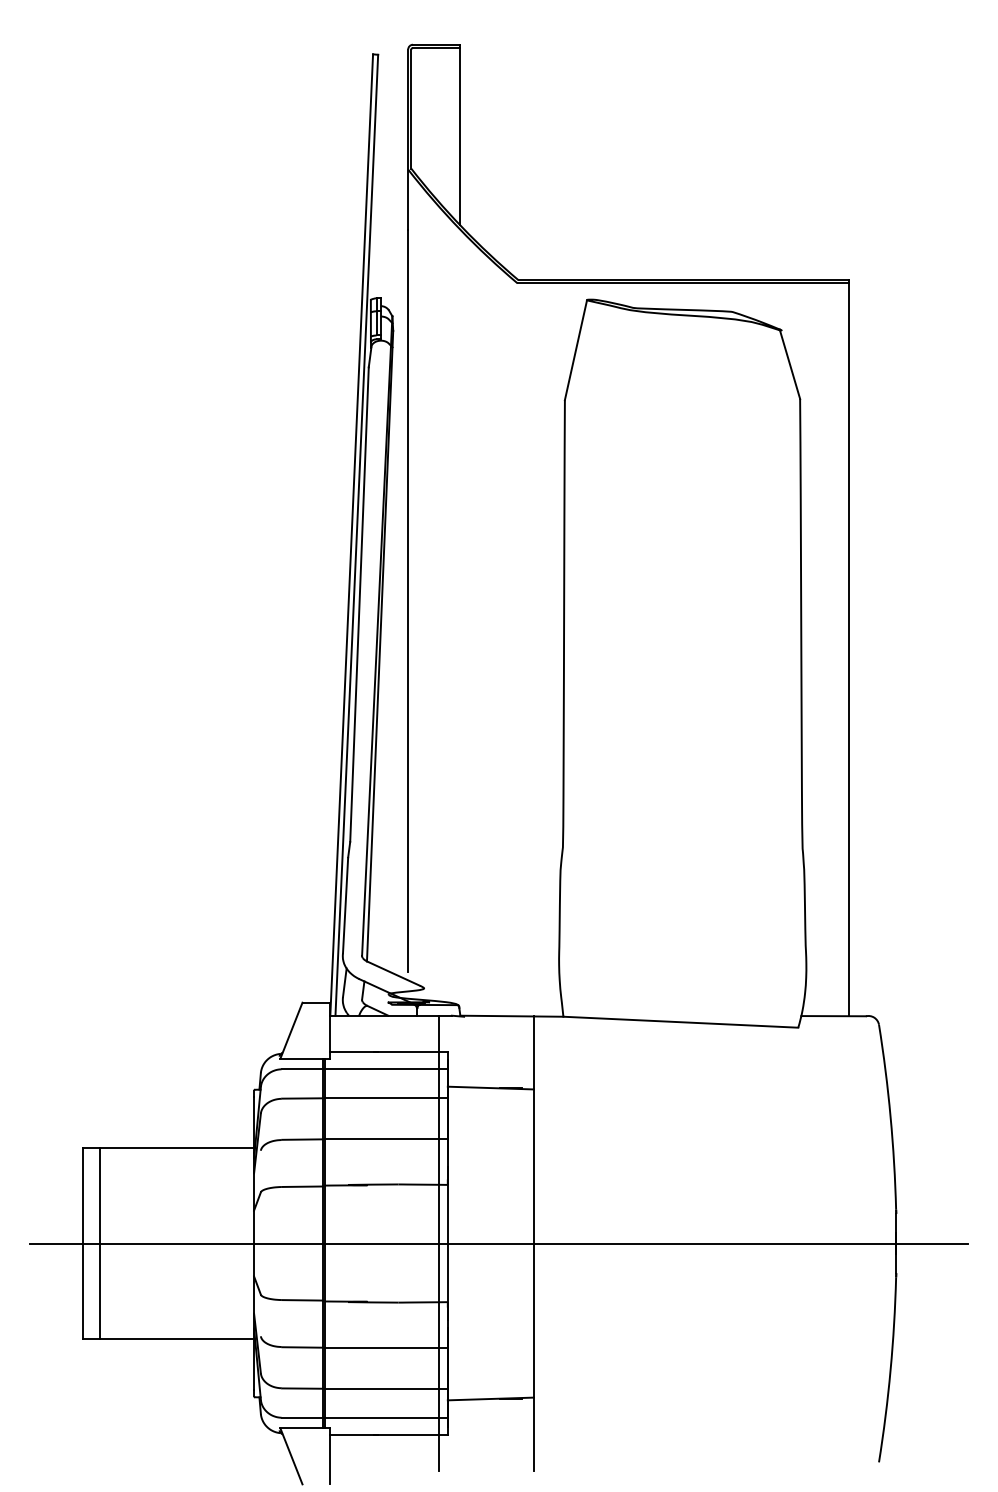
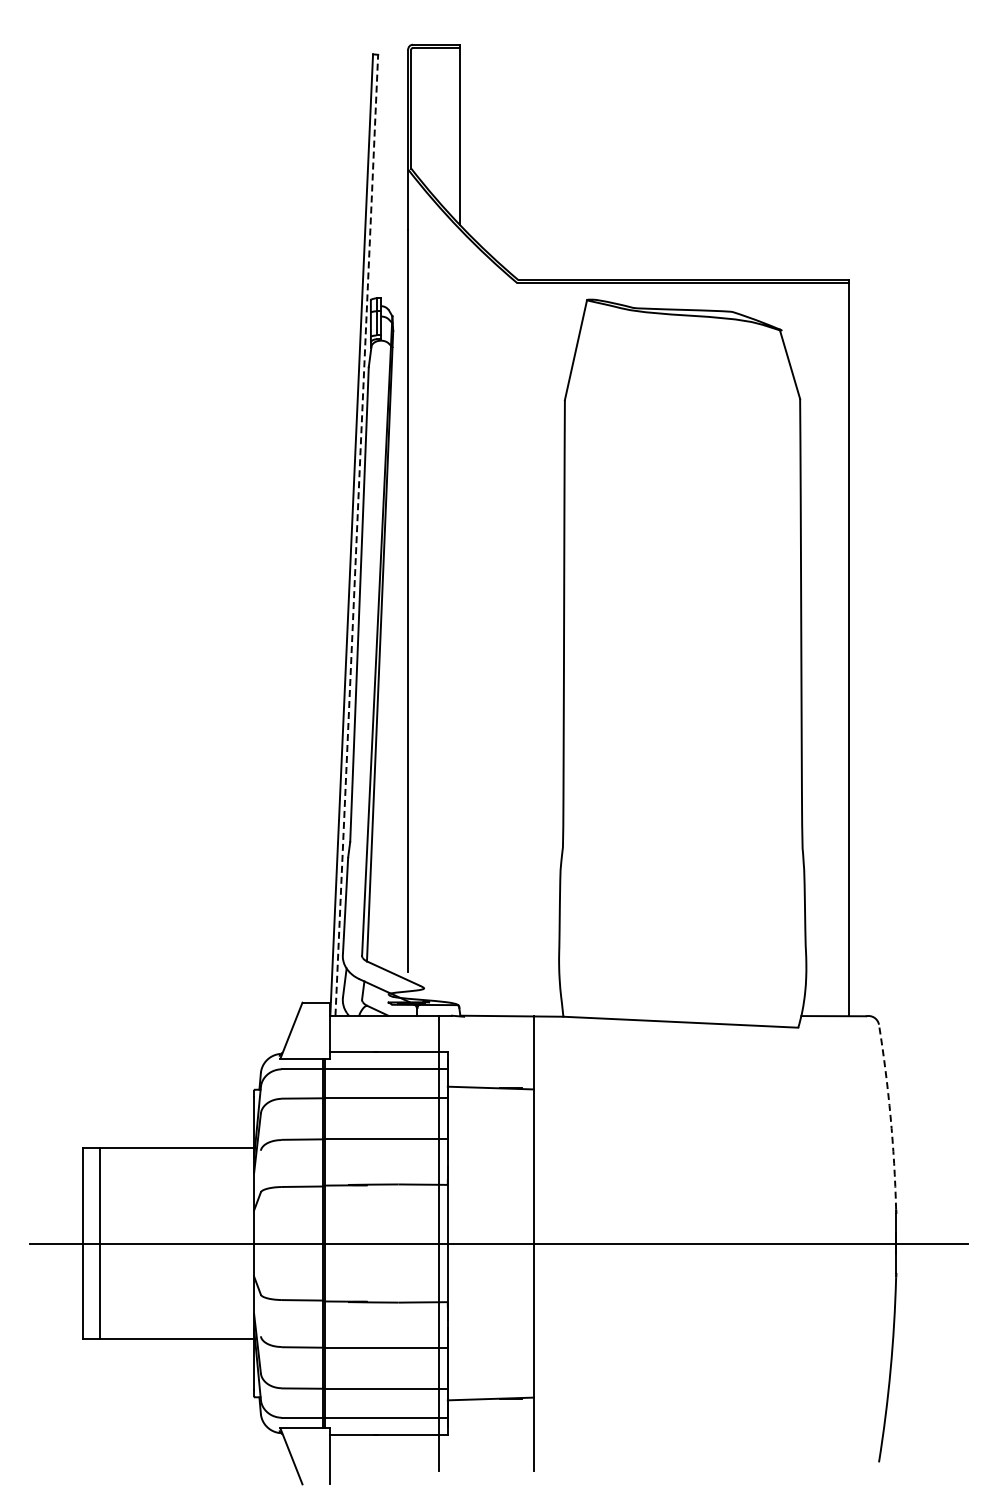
line: solid -> dashed (356, 535)
arc: solid -> dashed (890, 1116)
